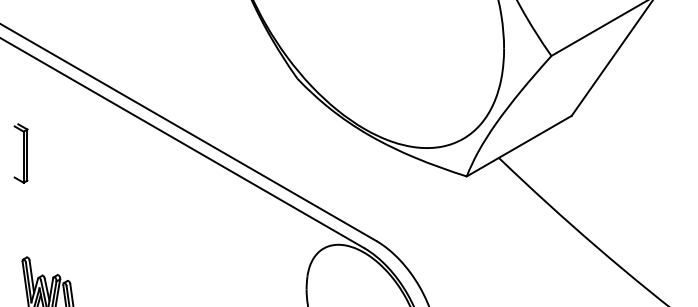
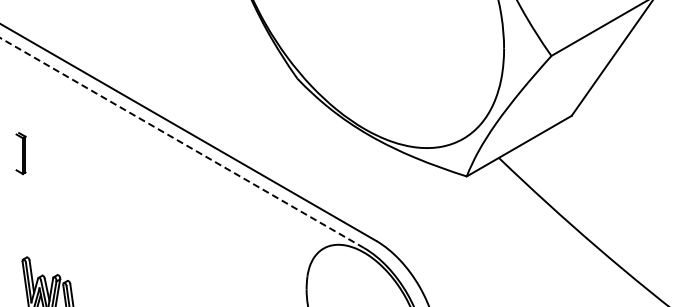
line: solid -> dashed (182, 143)
part size: 16x61 px -> 12x44 px (20, 153)
